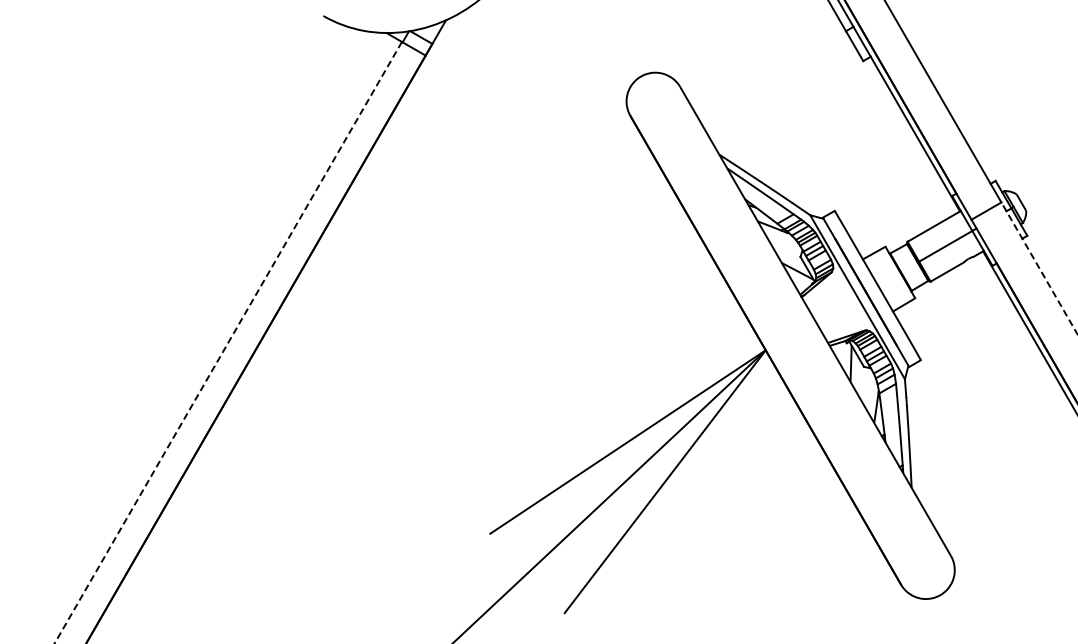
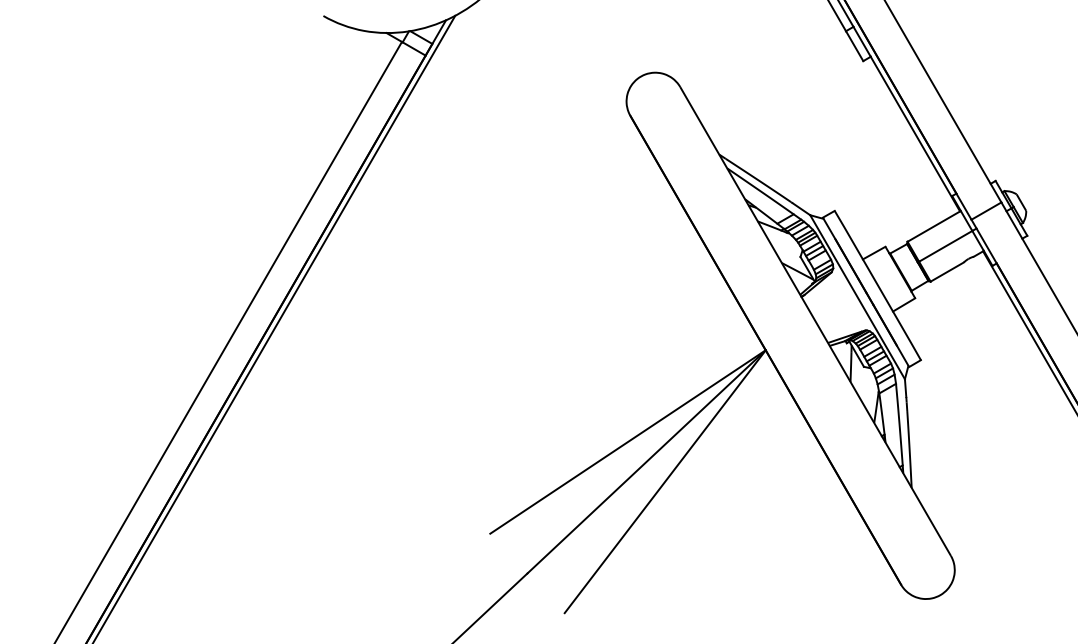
line: dashed -> solid (1039, 268)
line: none -> present (274, 327)
line: dashed -> solid (228, 343)
